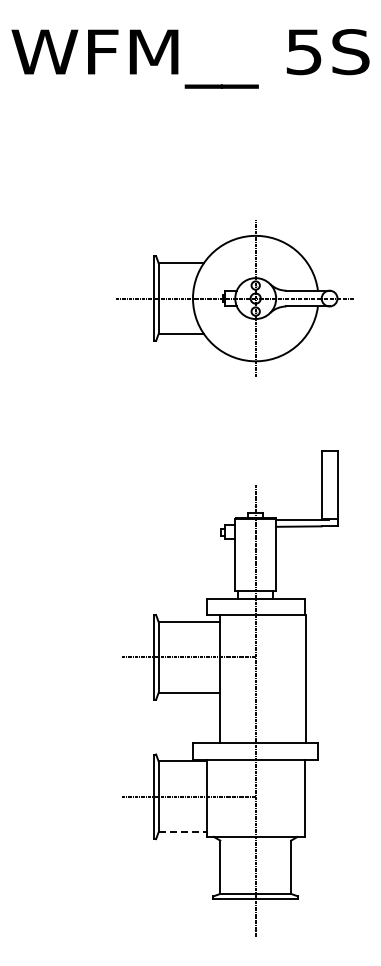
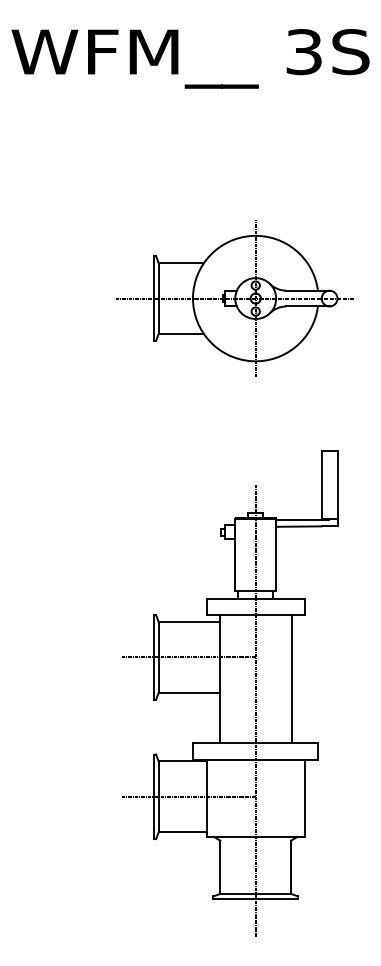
text: 5S -> 3S (304, 51)
line position: (305, 678) -> (291, 678) (291, 678)
line: dashed -> solid (183, 832)
